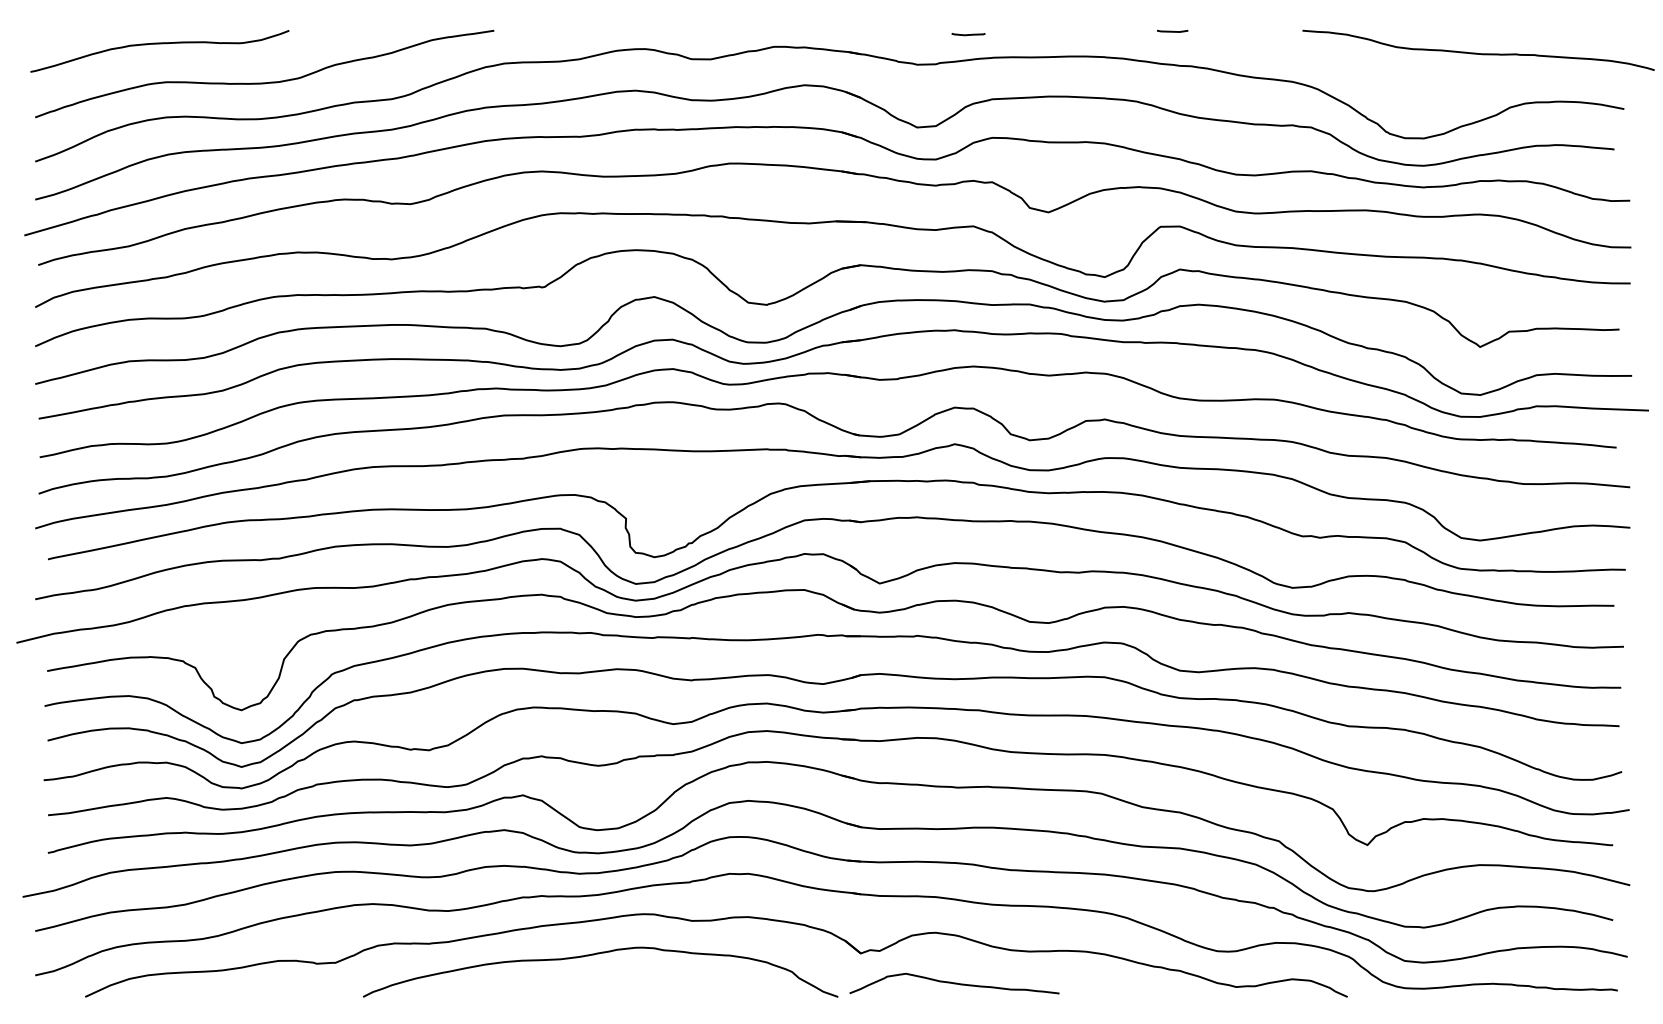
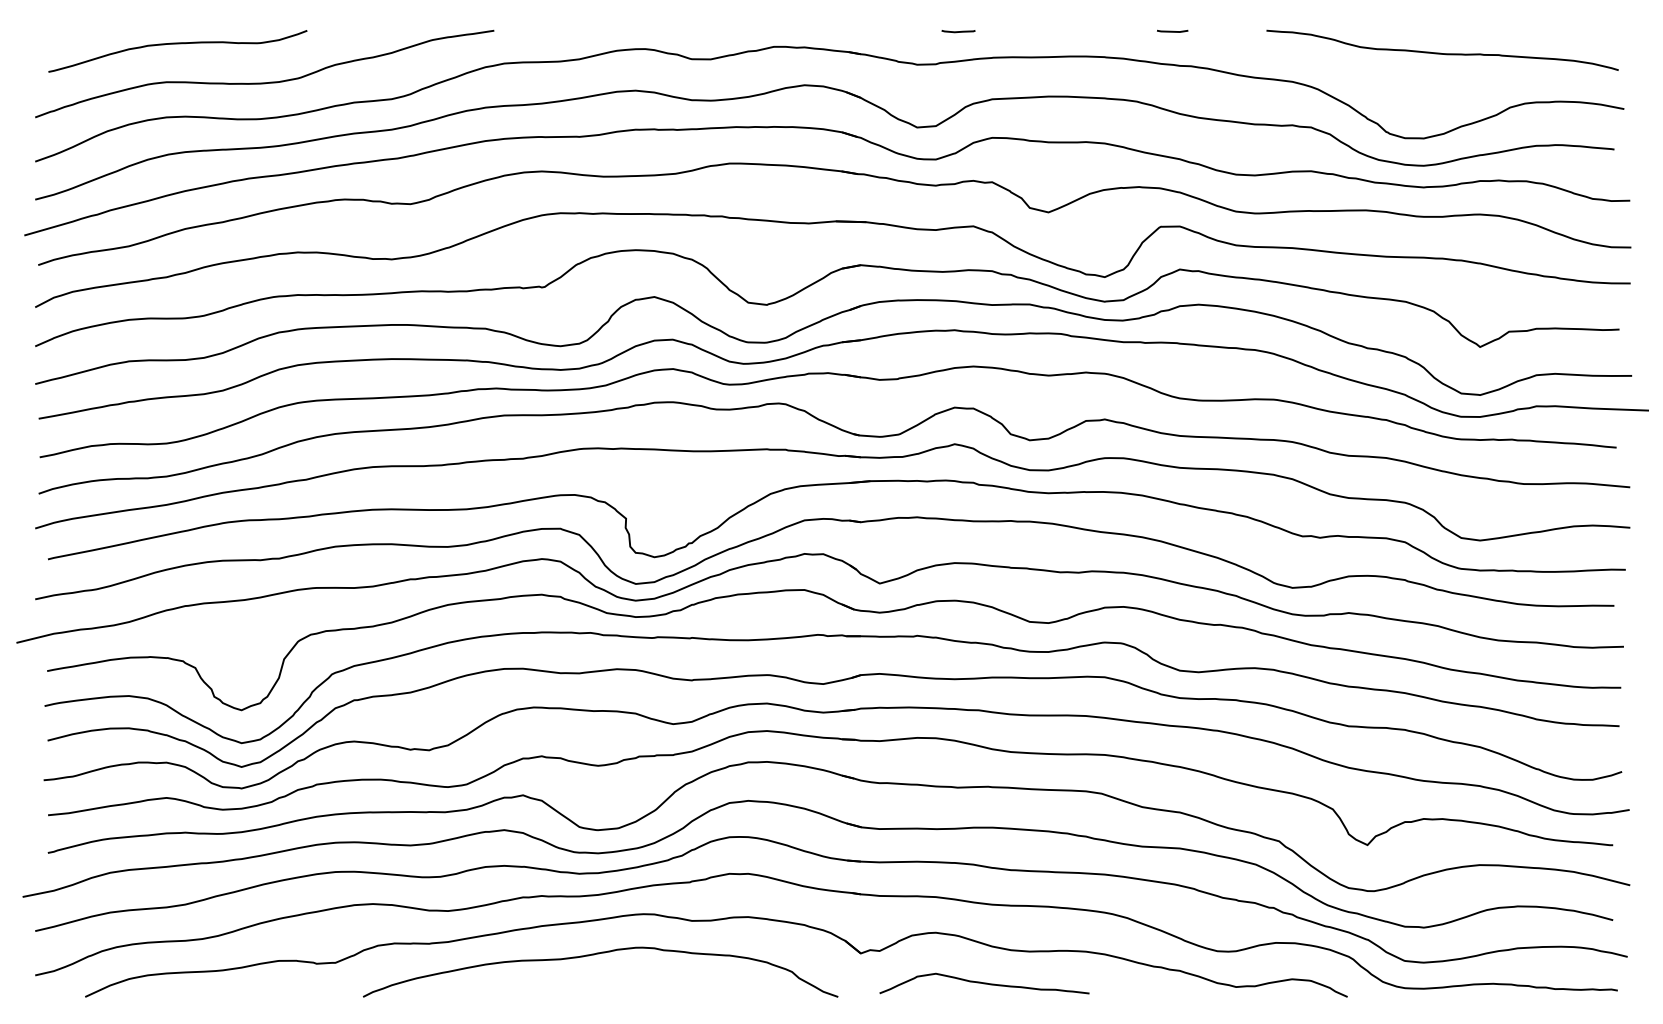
line position: (968, 34) -> (958, 31) (958, 31)
curve position: (159, 44) -> (177, 44) (177, 44)
curve position: (1476, 52) -> (1440, 52) (1440, 52)
curve position: (954, 983) -> (984, 983) (984, 983)
